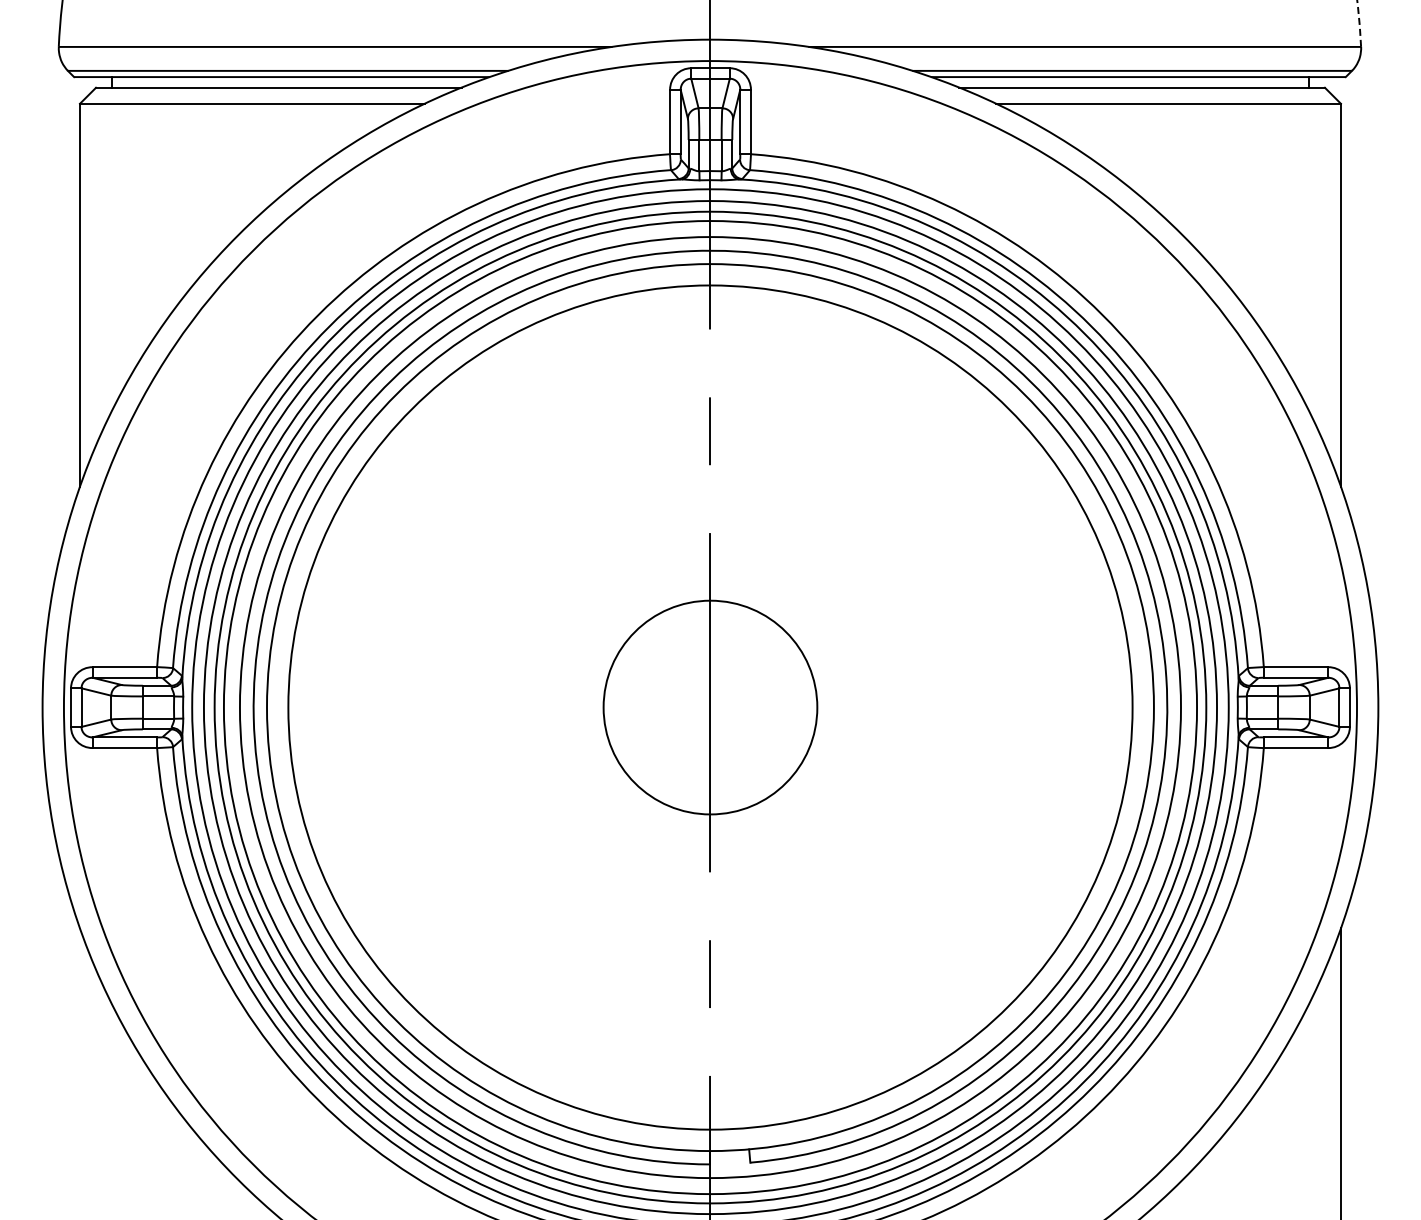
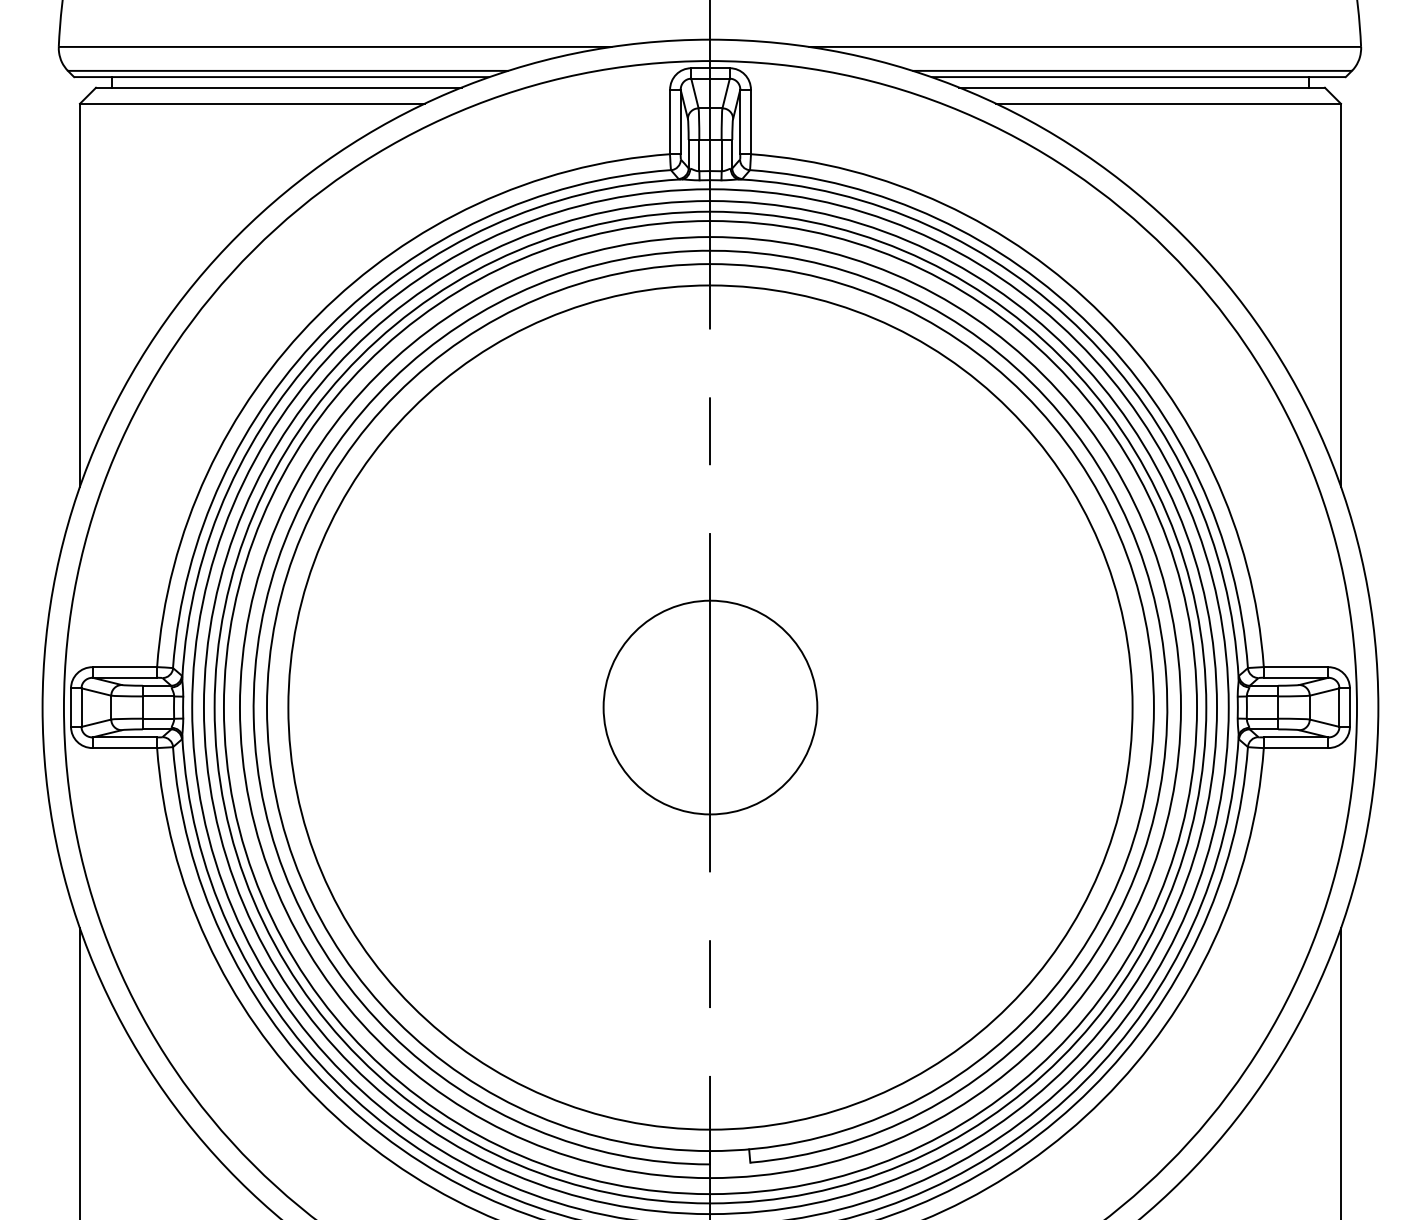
arc: dashed -> solid (1359, 23)
line: none -> present (79, 1072)
